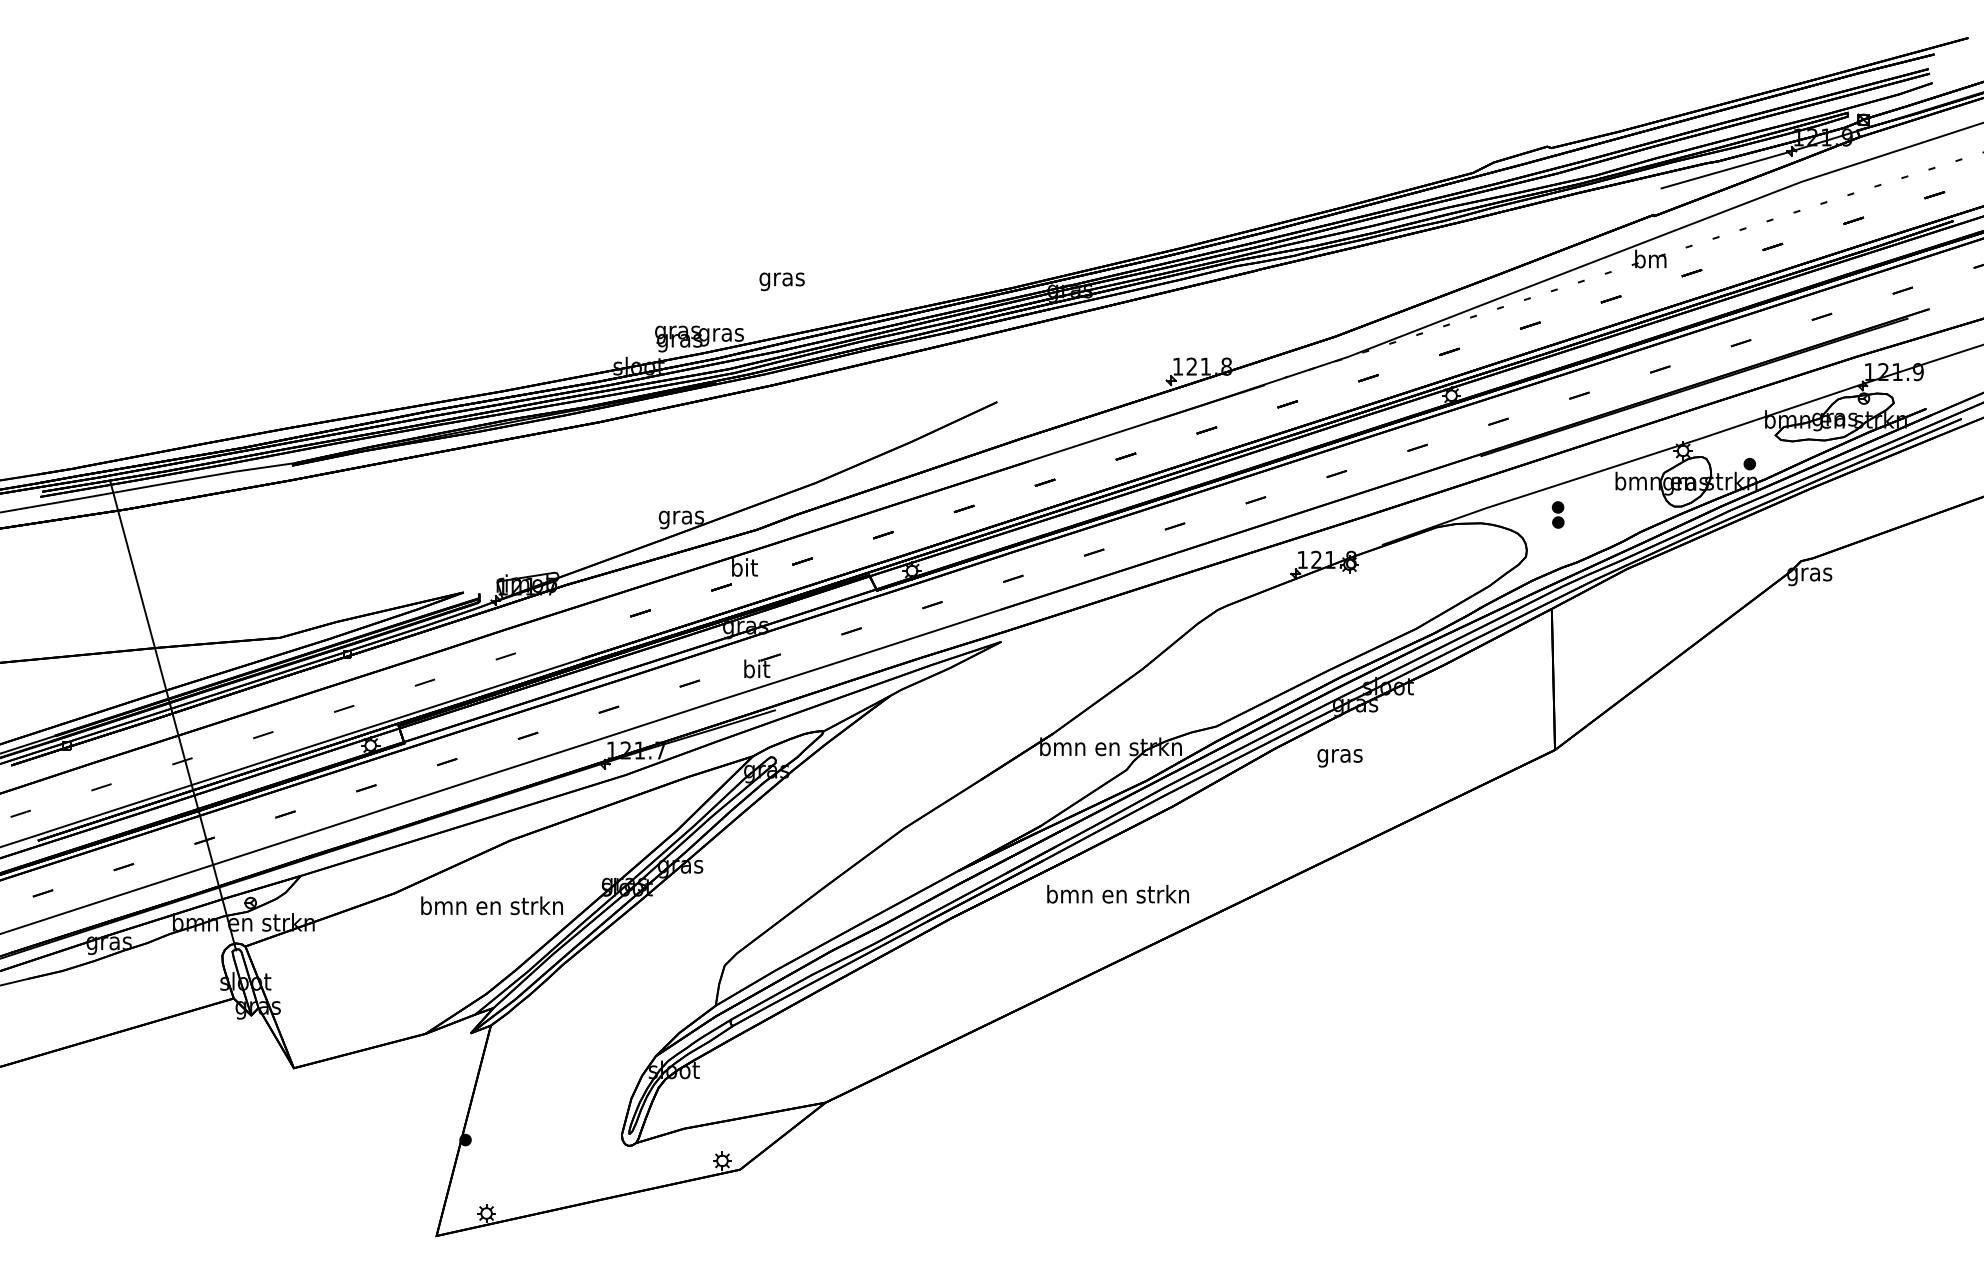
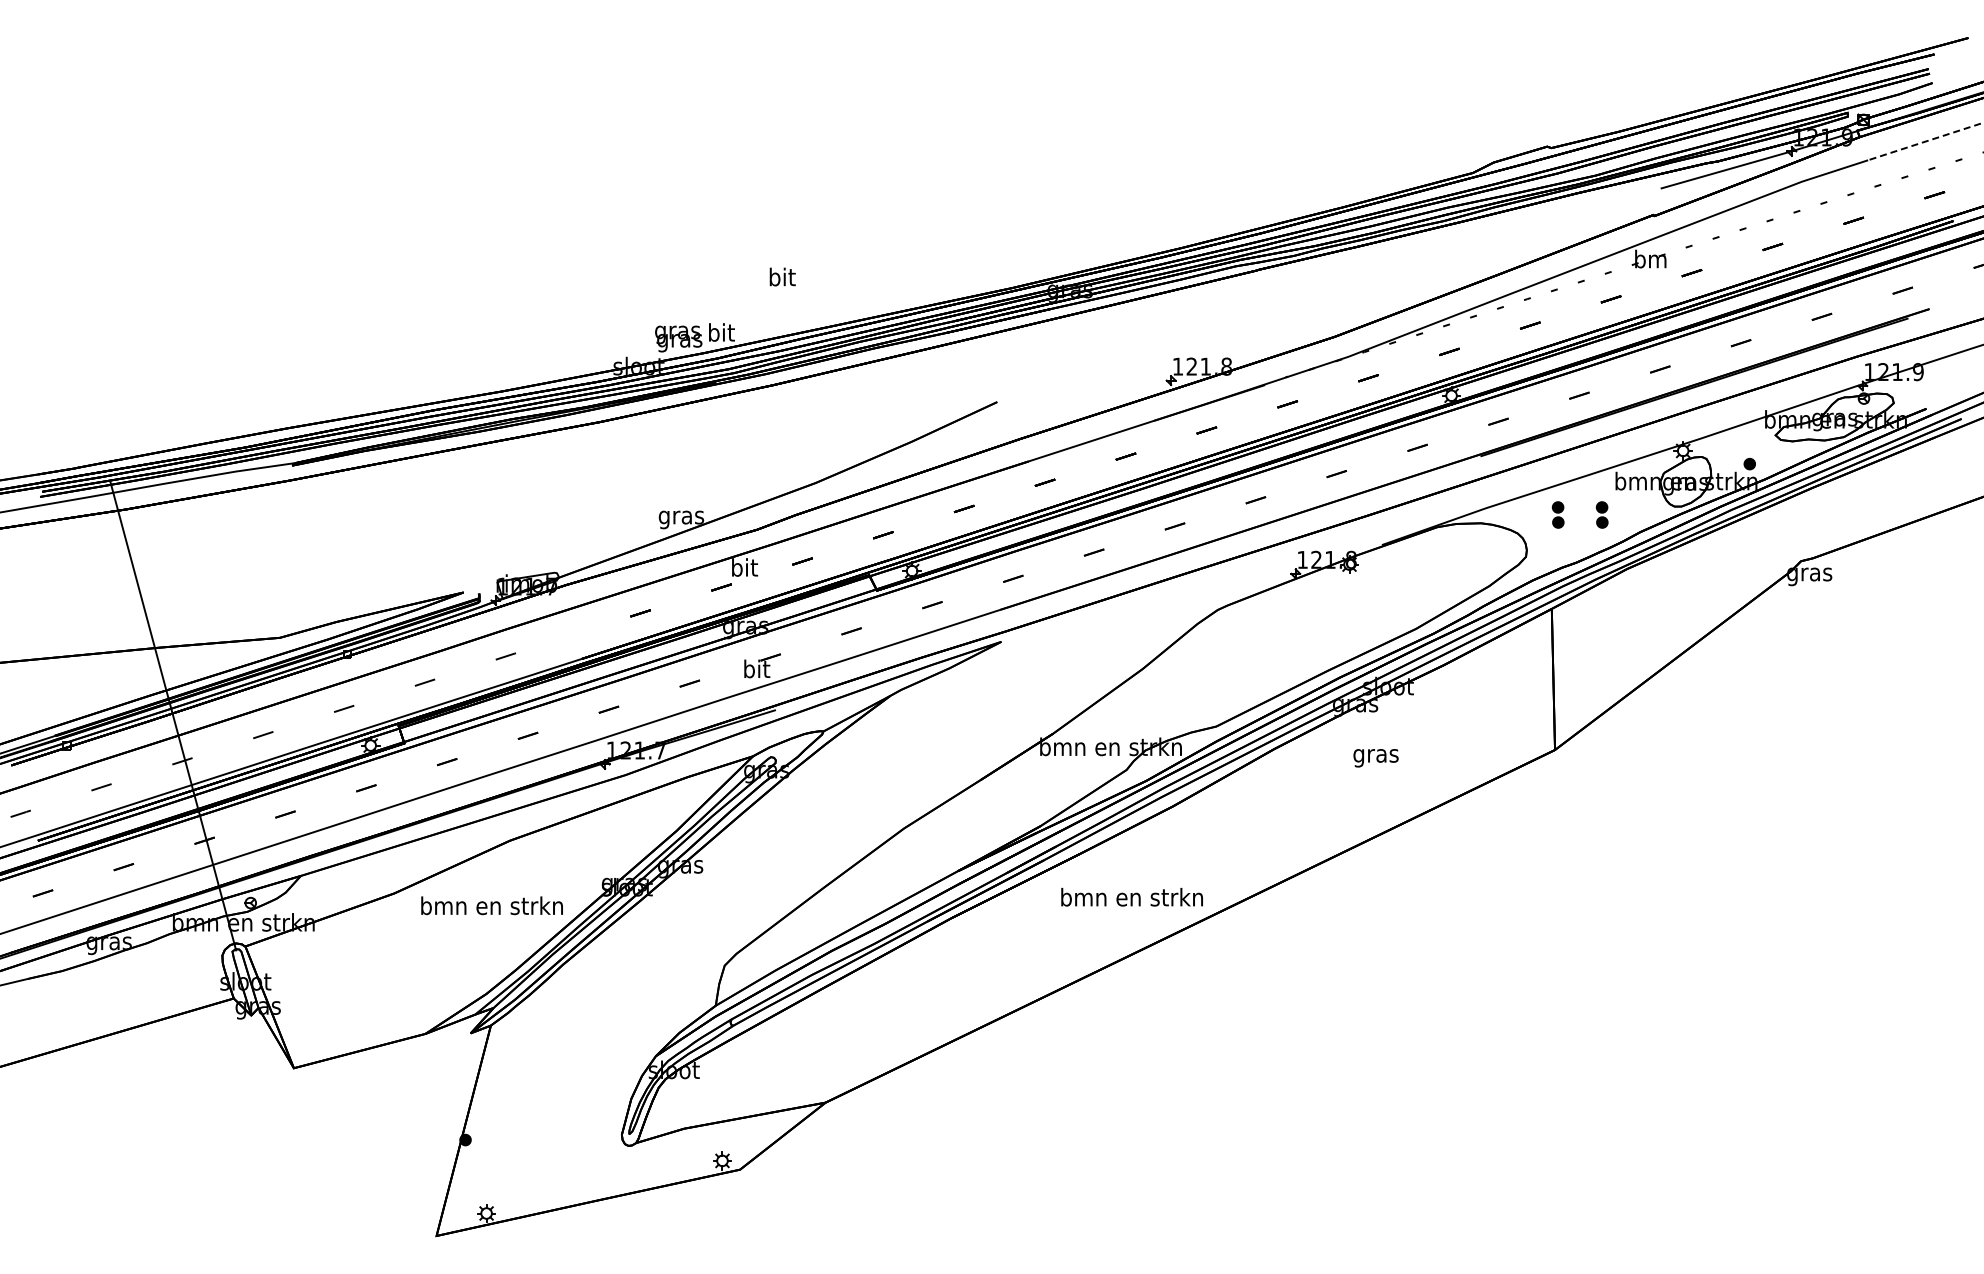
line: solid -> dashed (1925, 141)
text: gras -> bit (781, 279)
text: gras -> bit (721, 334)
part: none -> present (1601, 514)
text position: (1339, 758) -> (1375, 758) (1375, 758)
text position: (1117, 894) -> (1131, 897) (1131, 897)
